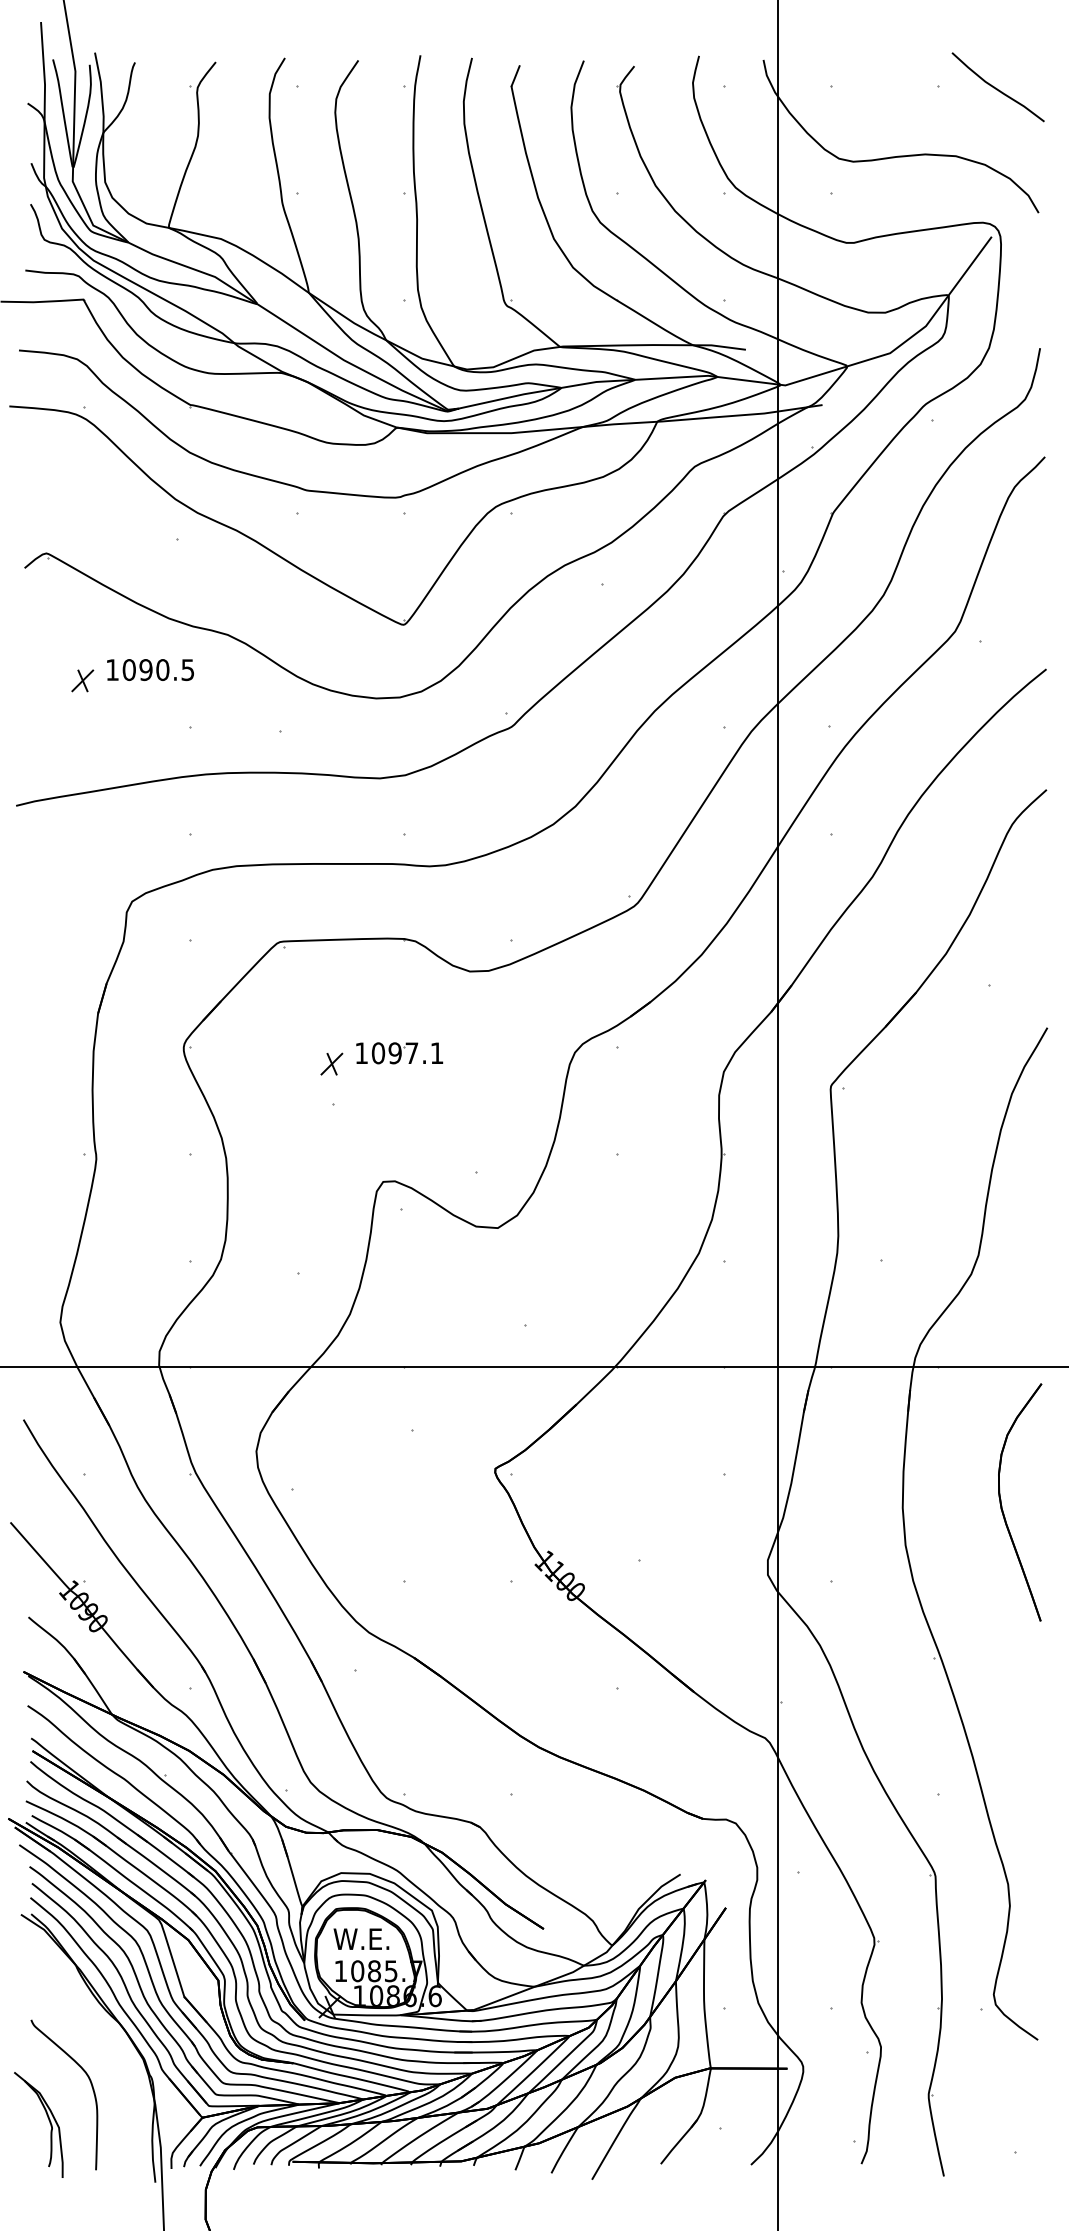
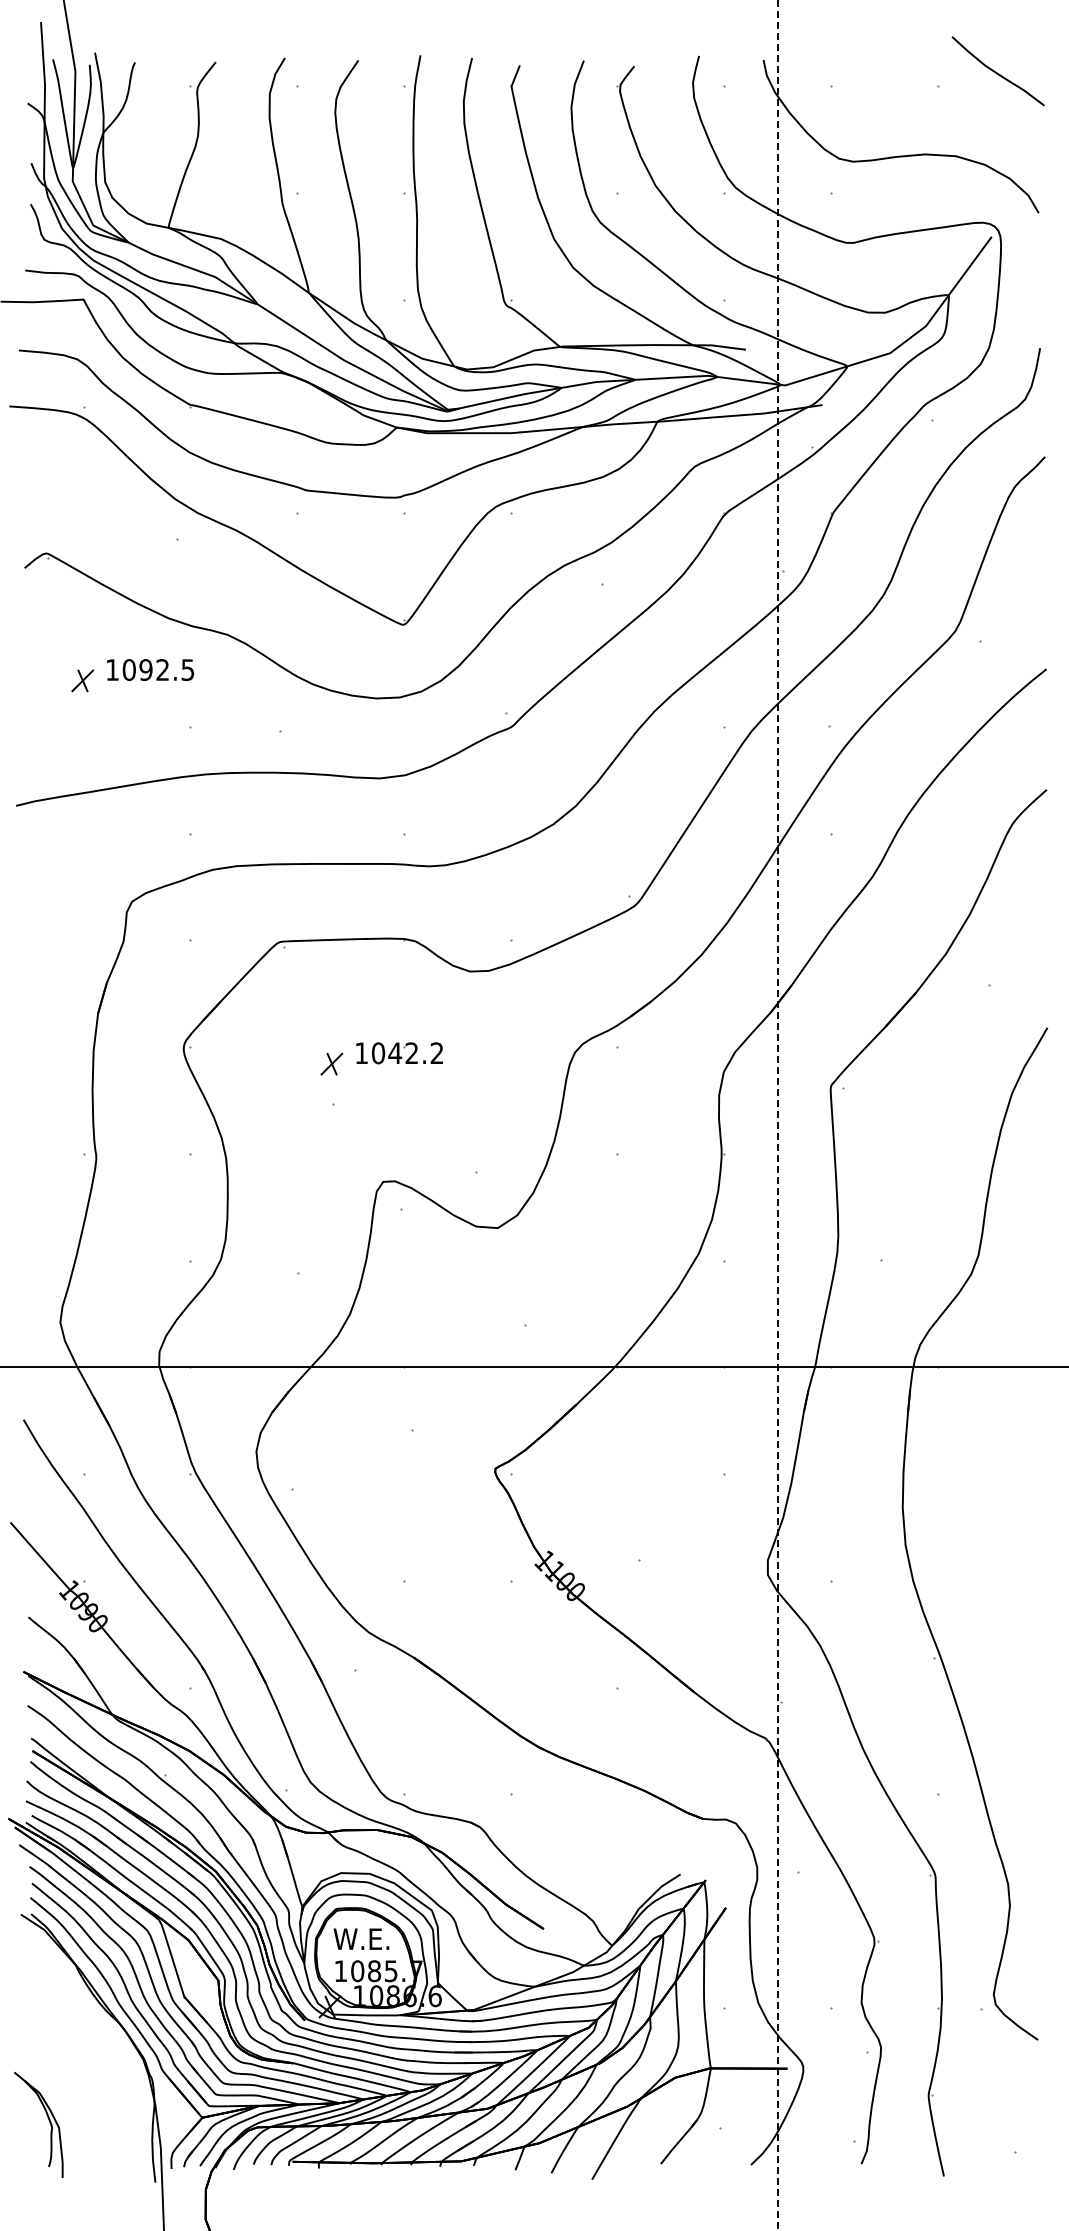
curve position: (996, 87) -> (996, 71) (996, 71)
text: 1090.5 -> 1092.5 (162, 669)
text: 1097.1 -> 1042.2 (415, 1053)
line: solid -> dashed (777, 1115)
part: present -> none (1002, 1505)
curve: present -> none (90, 2084)
